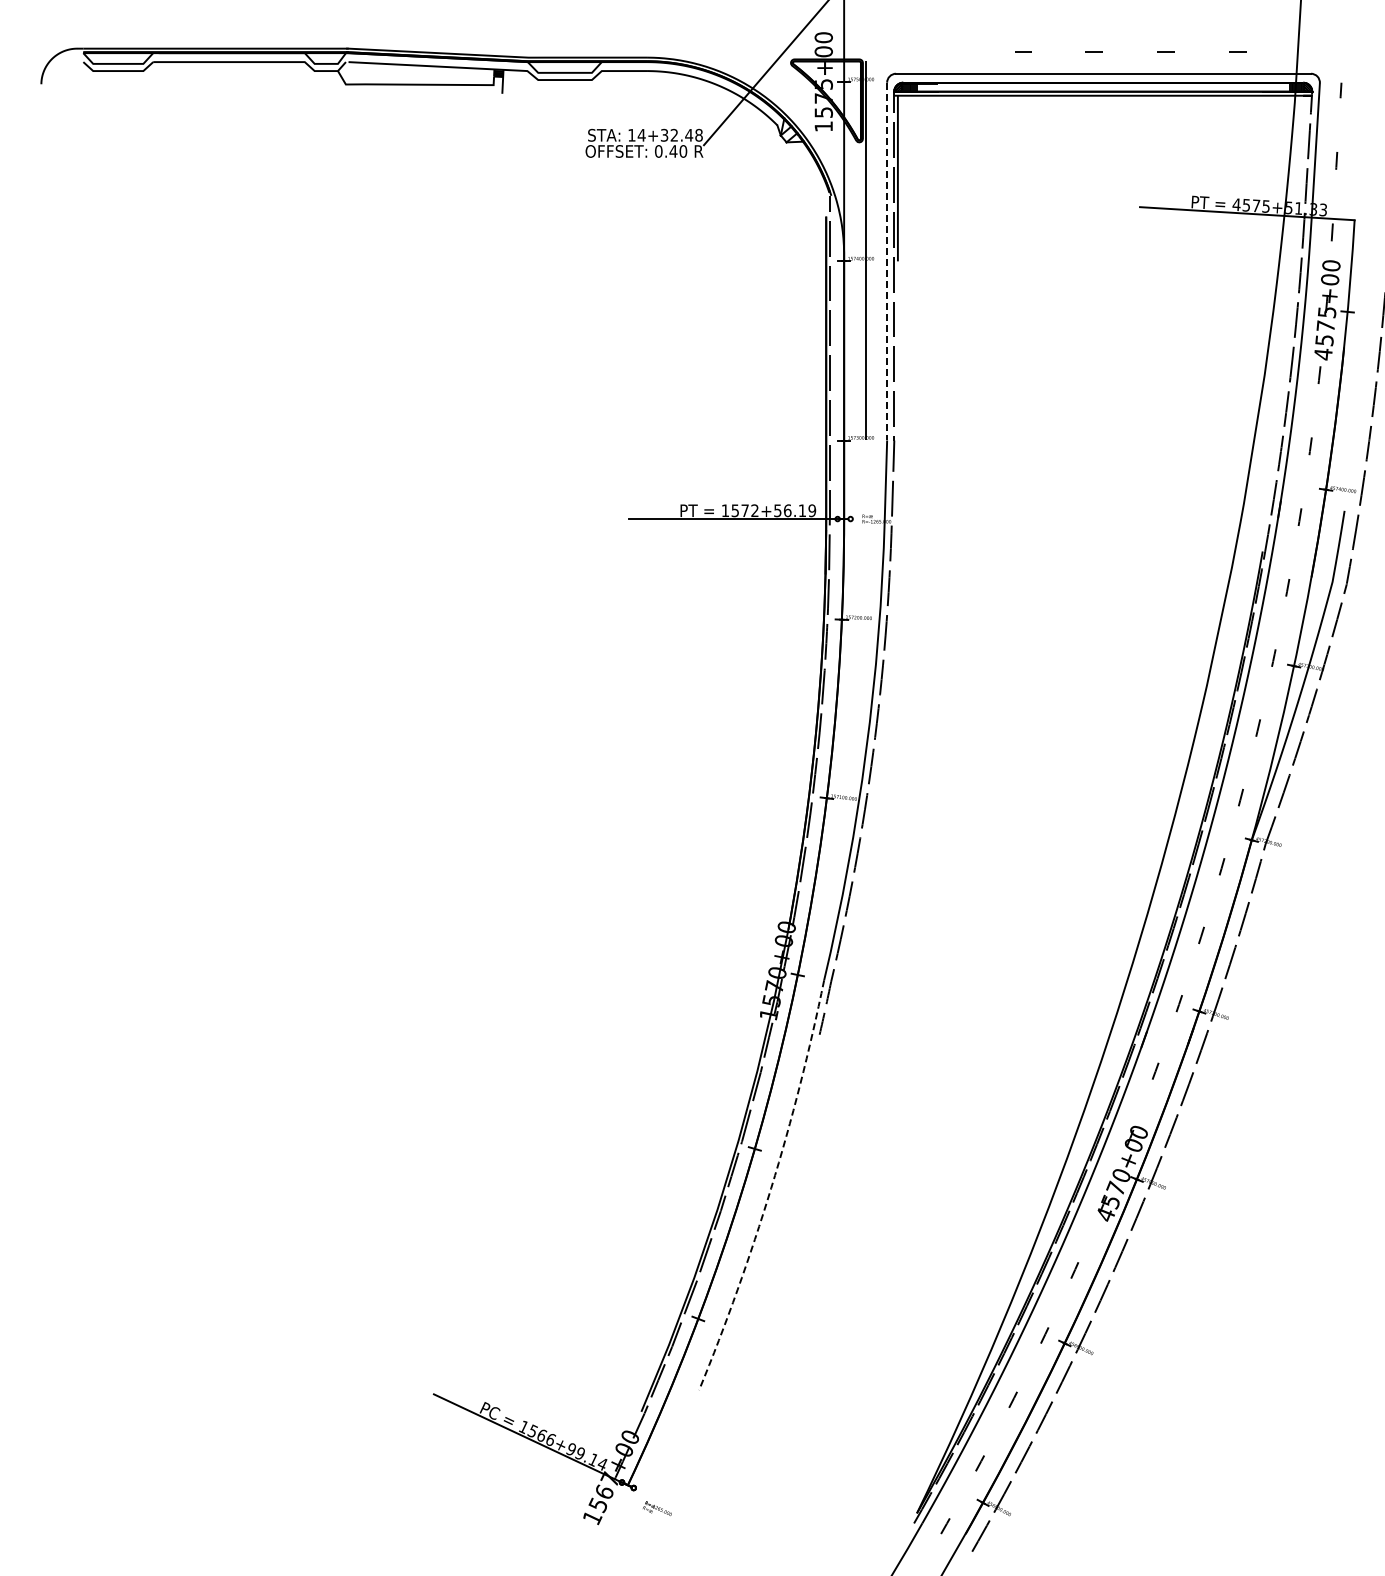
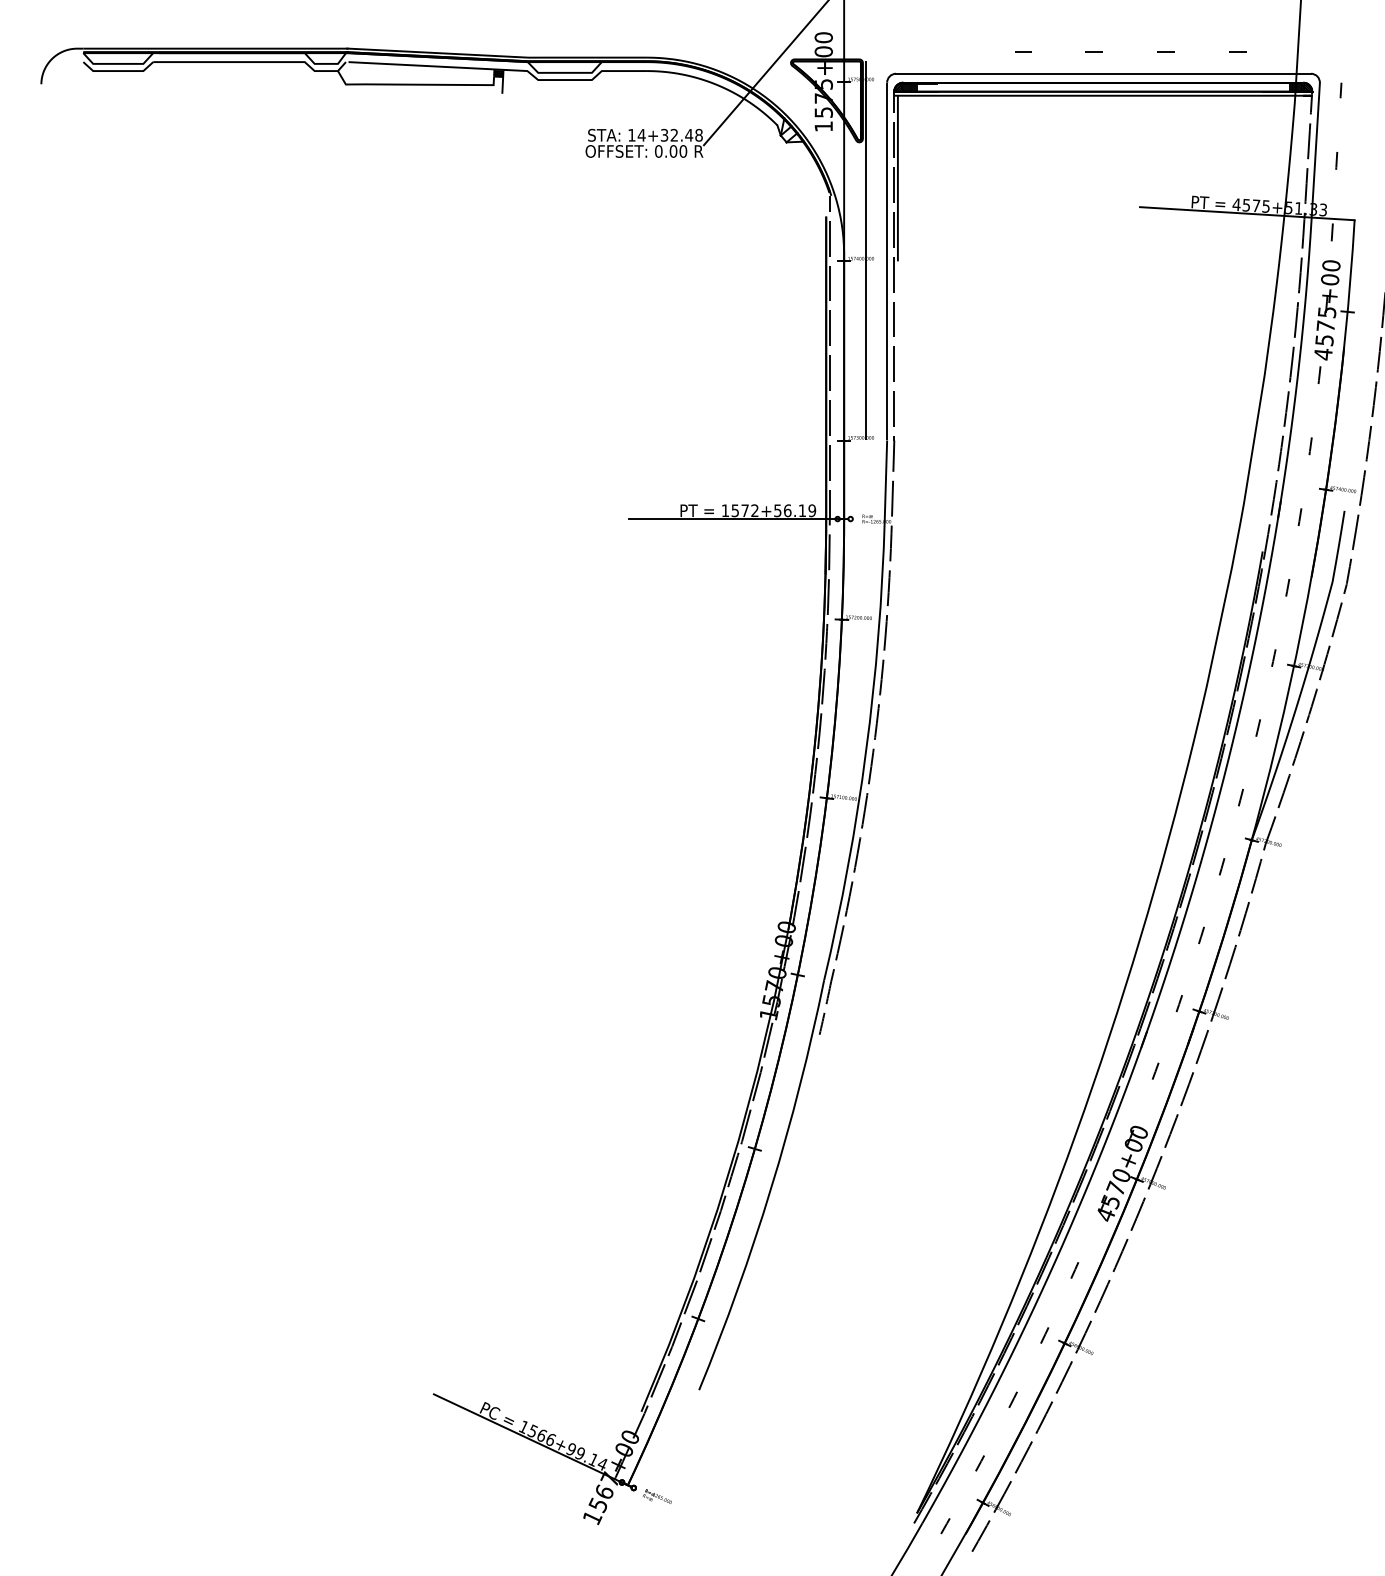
text: 0.40 -> 0.00 (673, 151)
line: dashed -> solid (887, 261)
line: dashed -> solid (771, 1188)
text position: (656, 1508) -> (656, 1496) (656, 1496)
